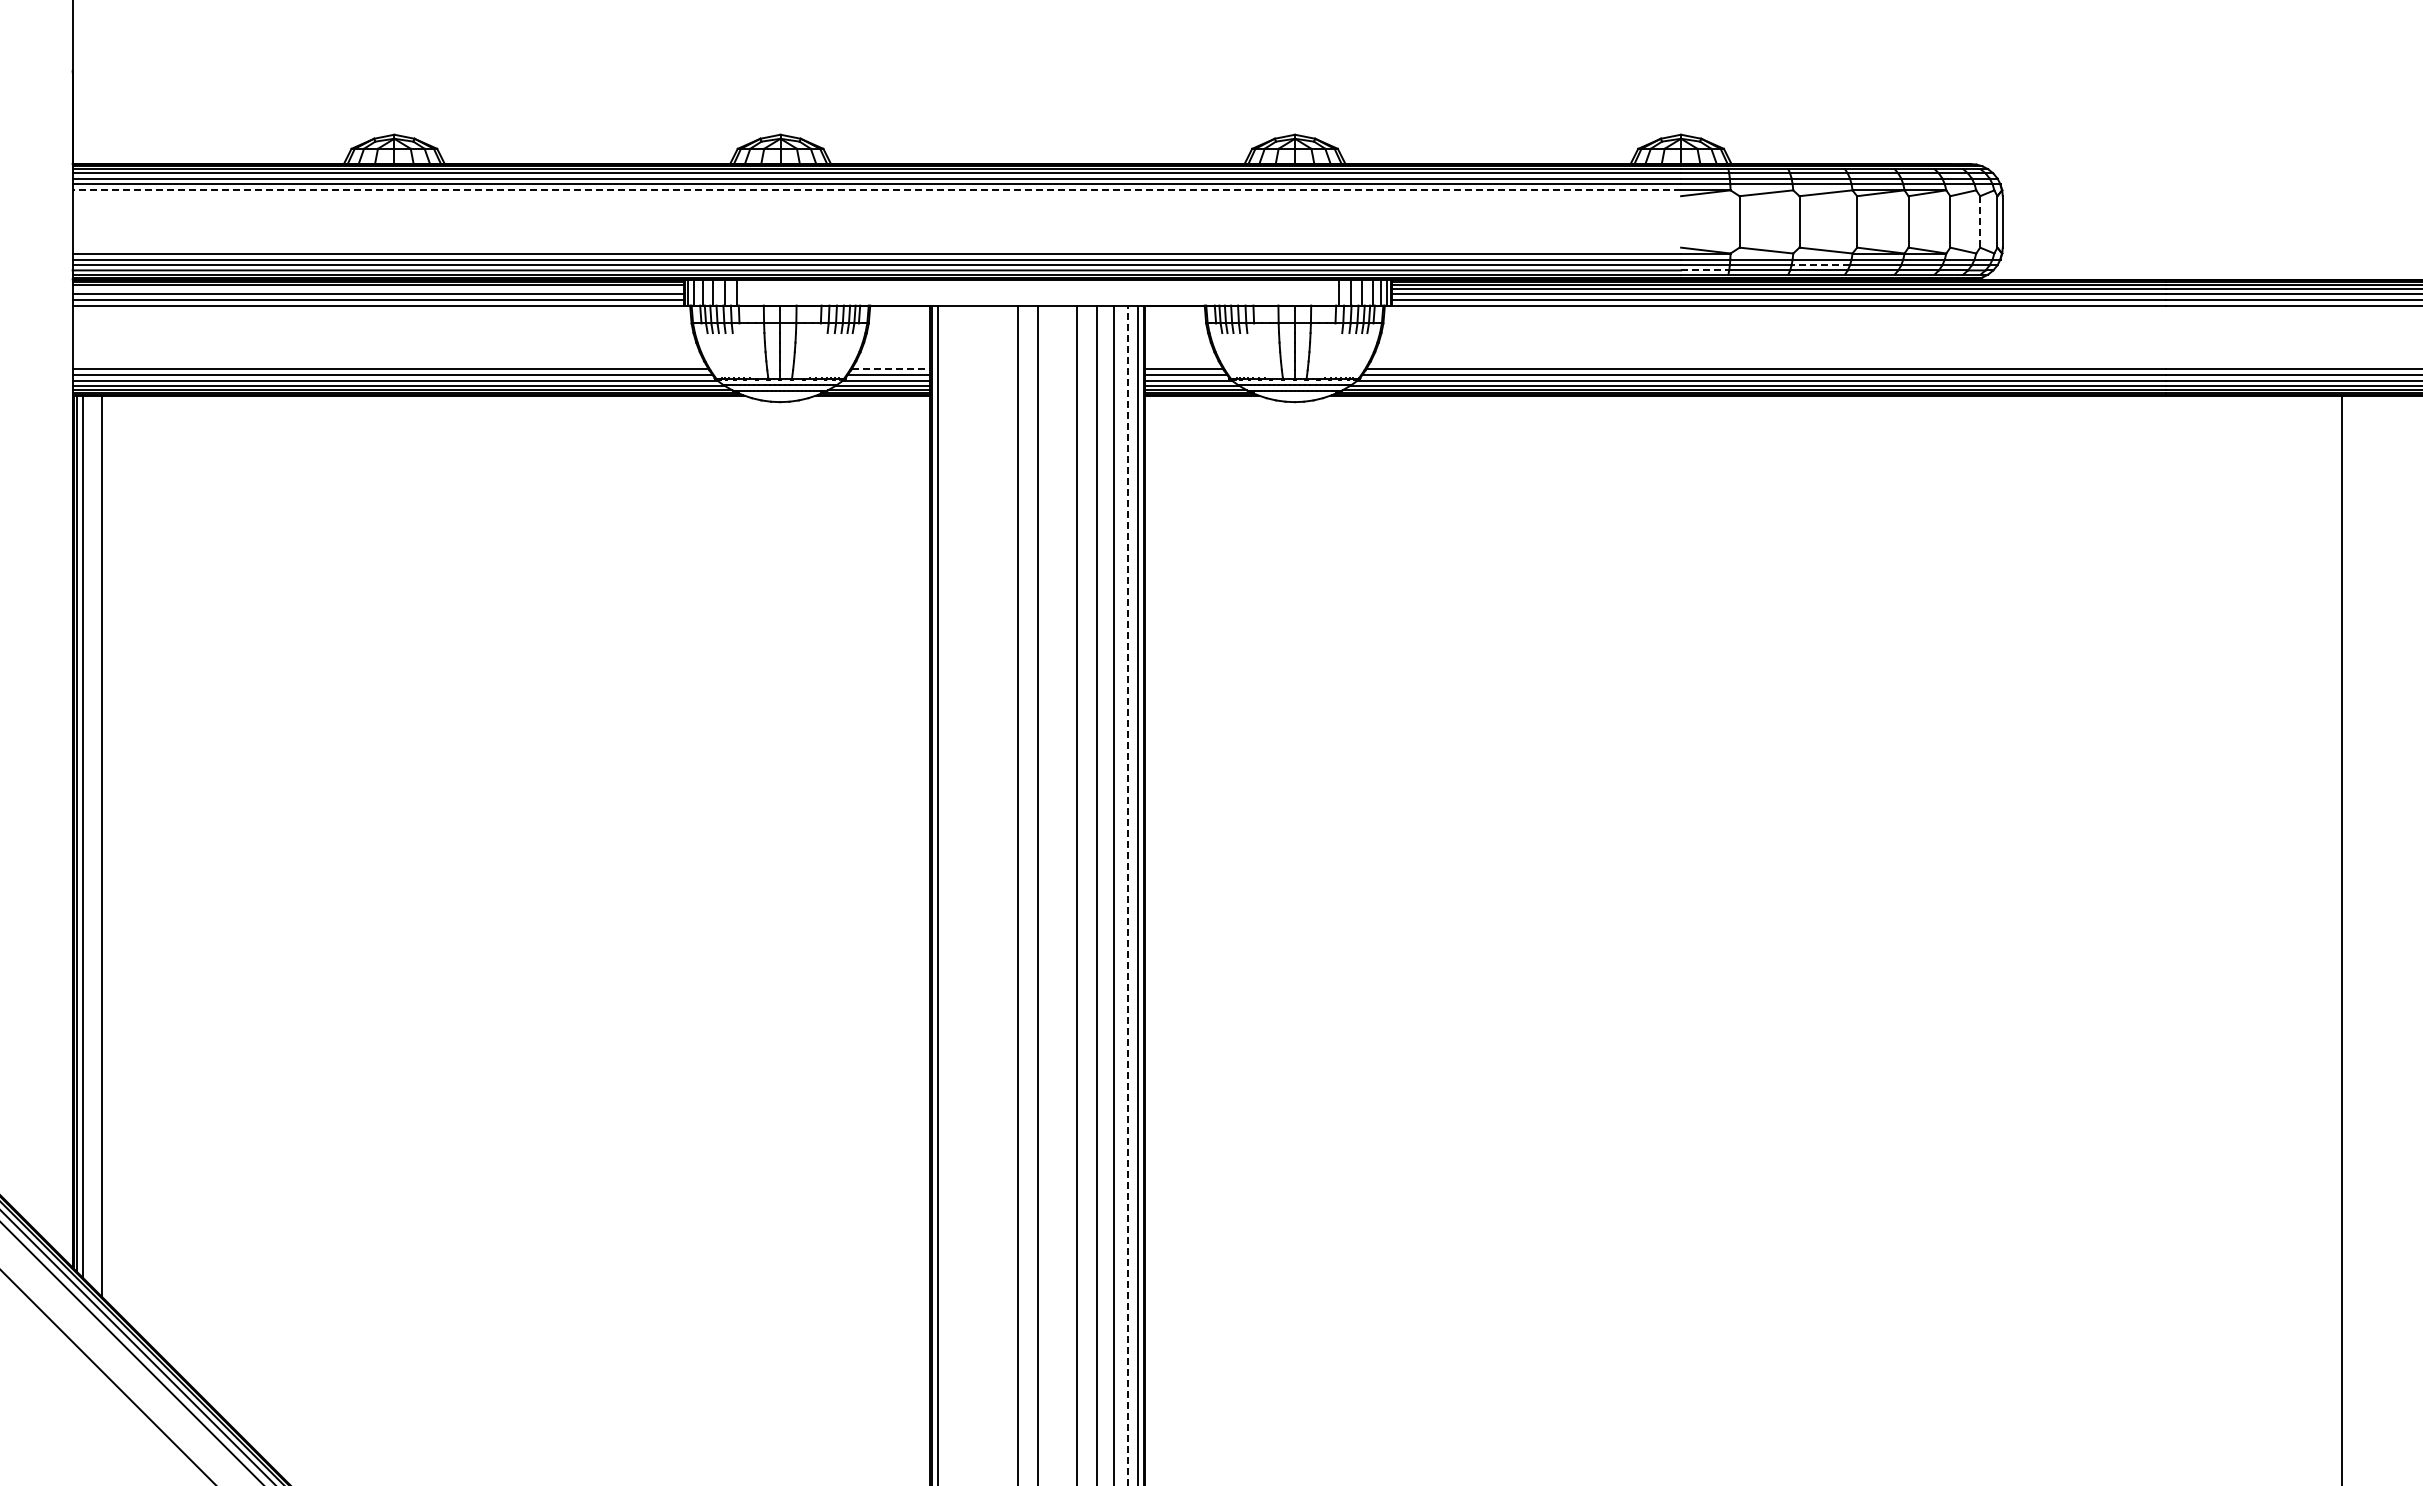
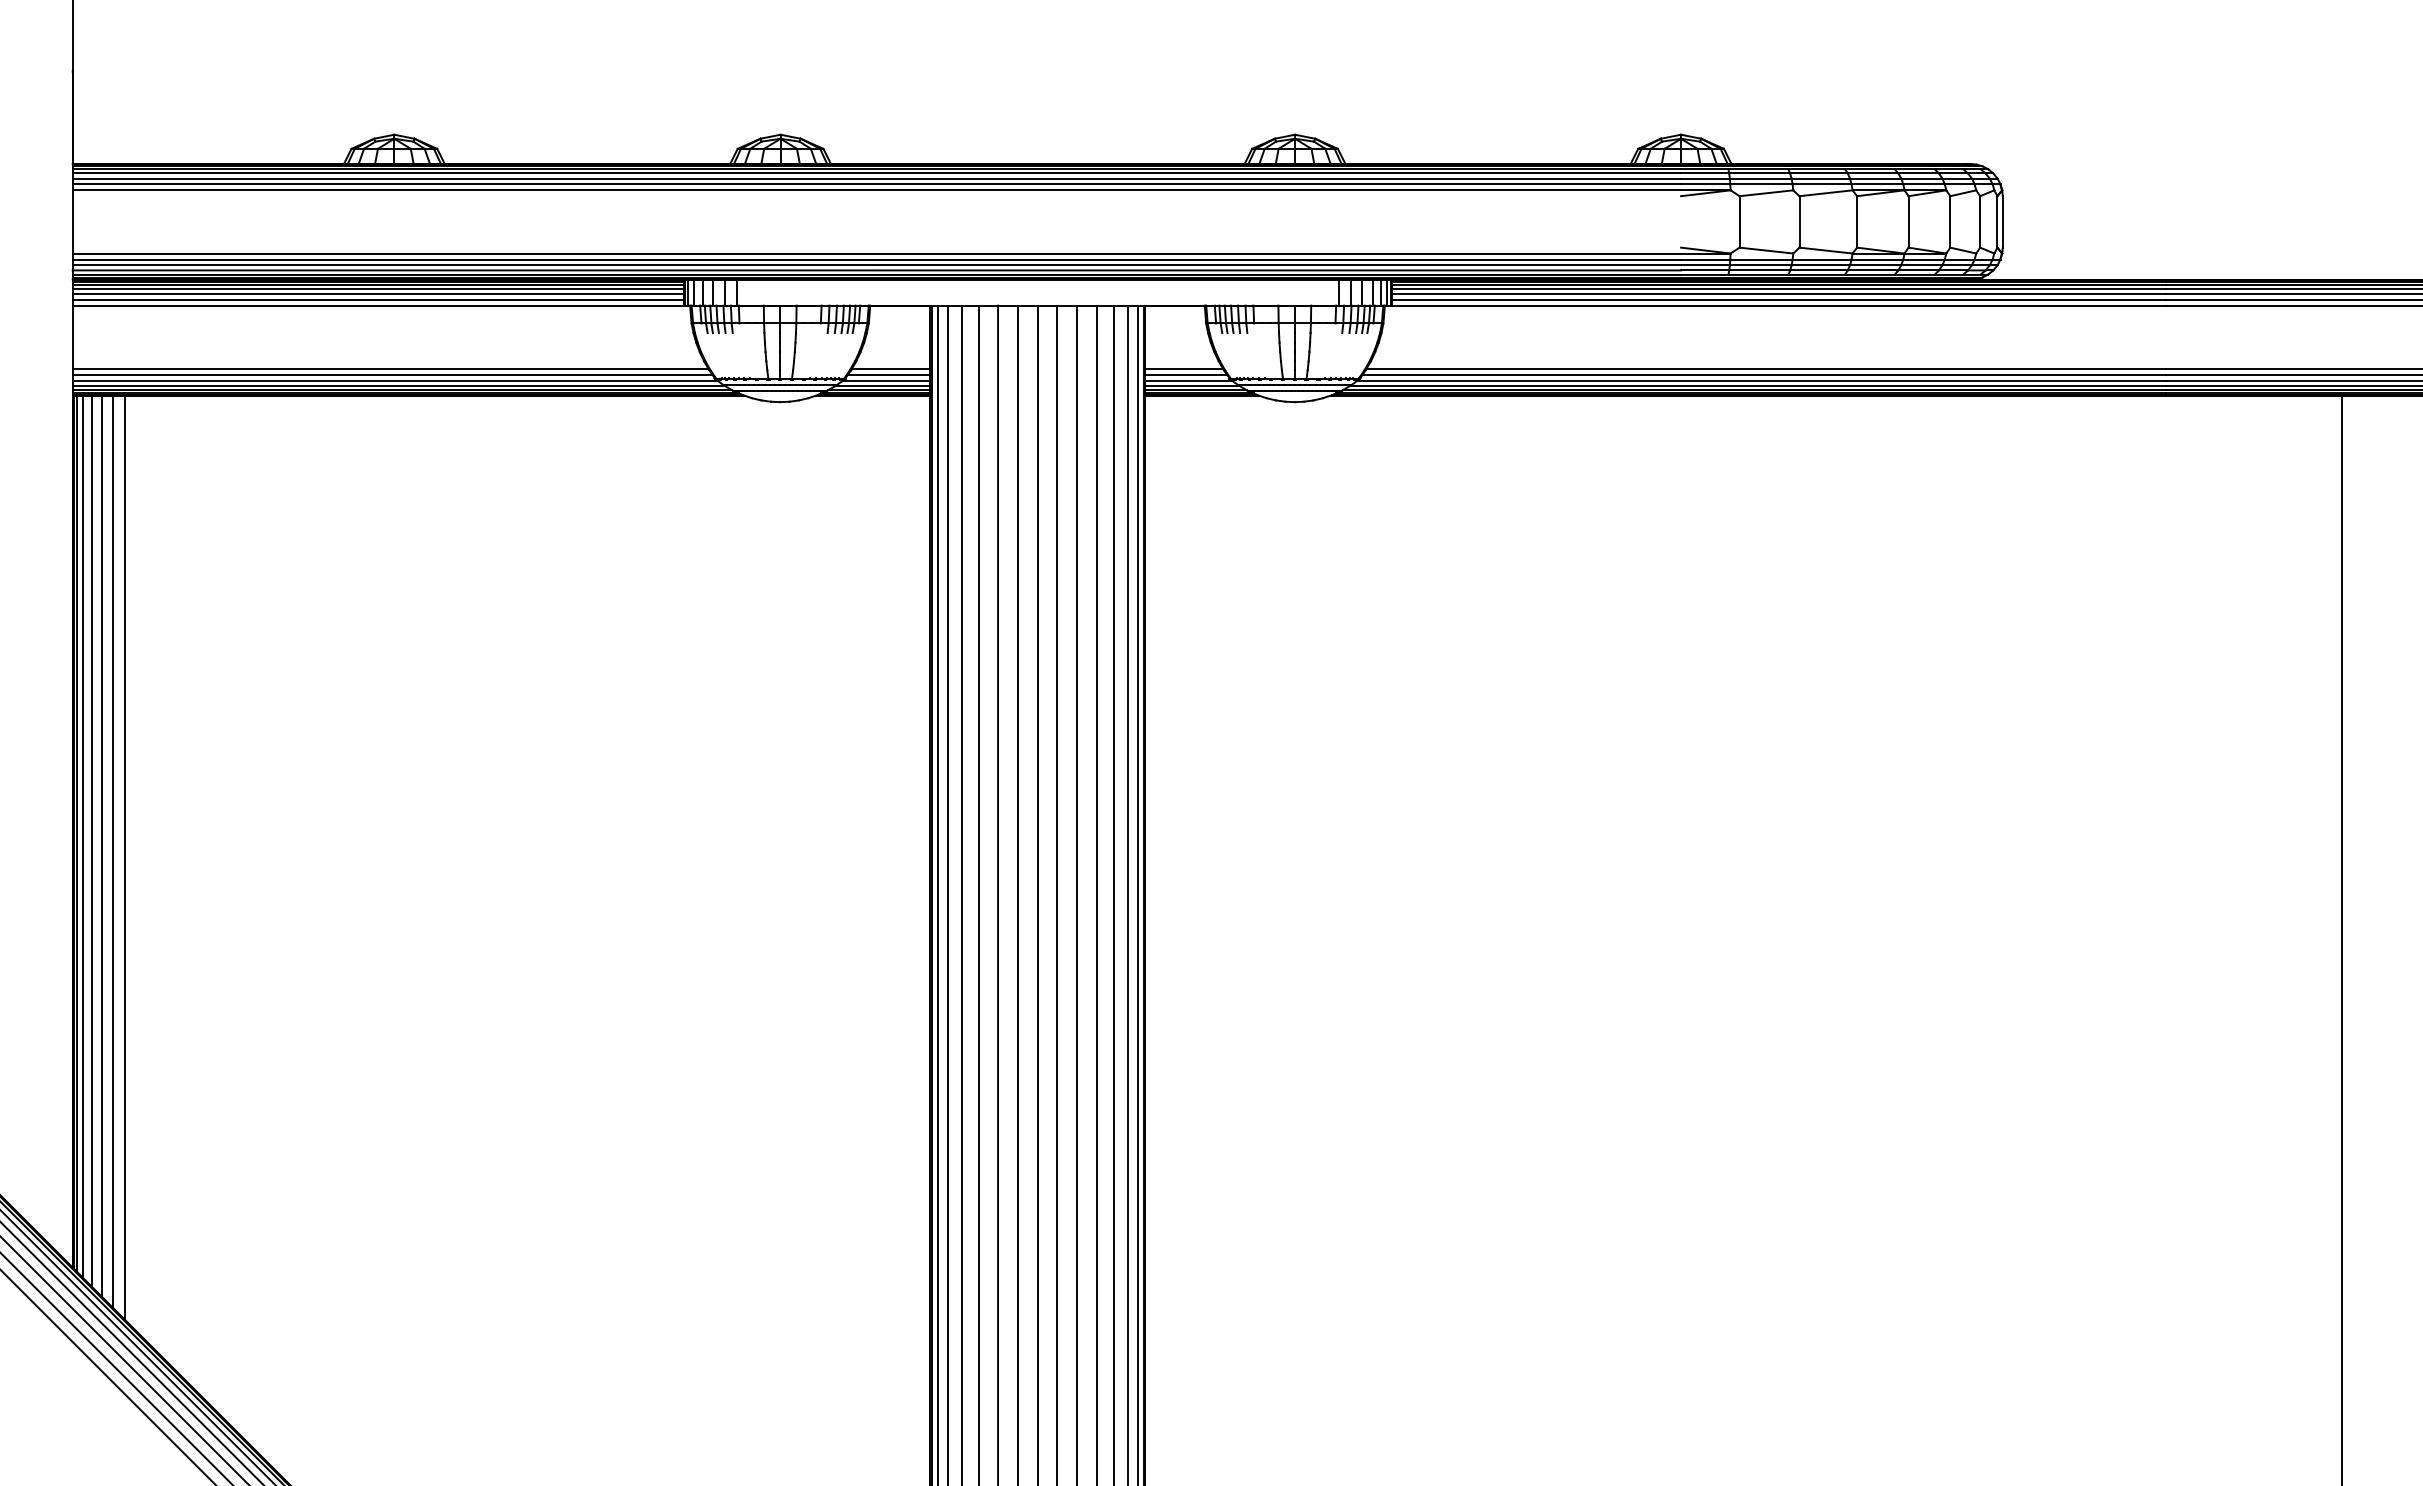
line: dashed -> solid (876, 190)
line: dashed -> solid (1980, 221)
line: dashed -> solid (1820, 265)
line: dashed -> solid (1705, 270)
line: none -> present (377, 289)
line: dashed -> solid (891, 369)
line: none -> present (91, 840)
line: none -> present (113, 851)
line: none -> present (125, 857)
line: none -> present (947, 893)
line: none -> present (961, 893)
line: none -> present (978, 893)
line: none -> present (998, 893)
line: none -> present (1057, 893)
line: dashed -> solid (1127, 895)
line: none -> present (124, 1360)
line: none -> present (116, 1368)
